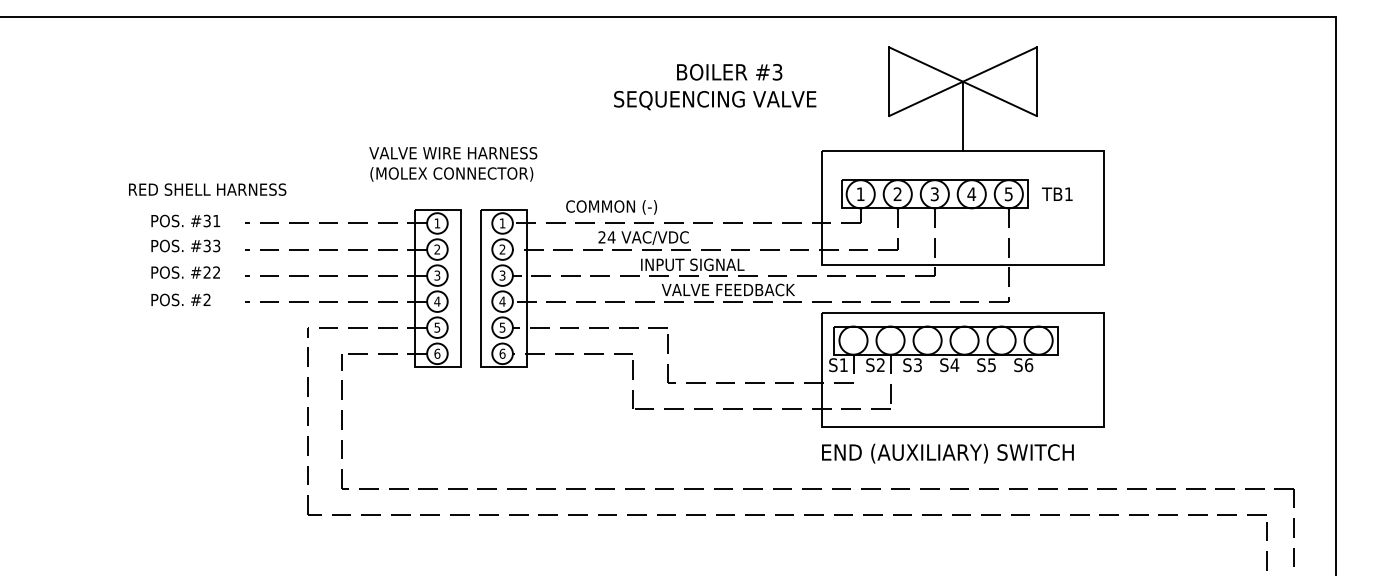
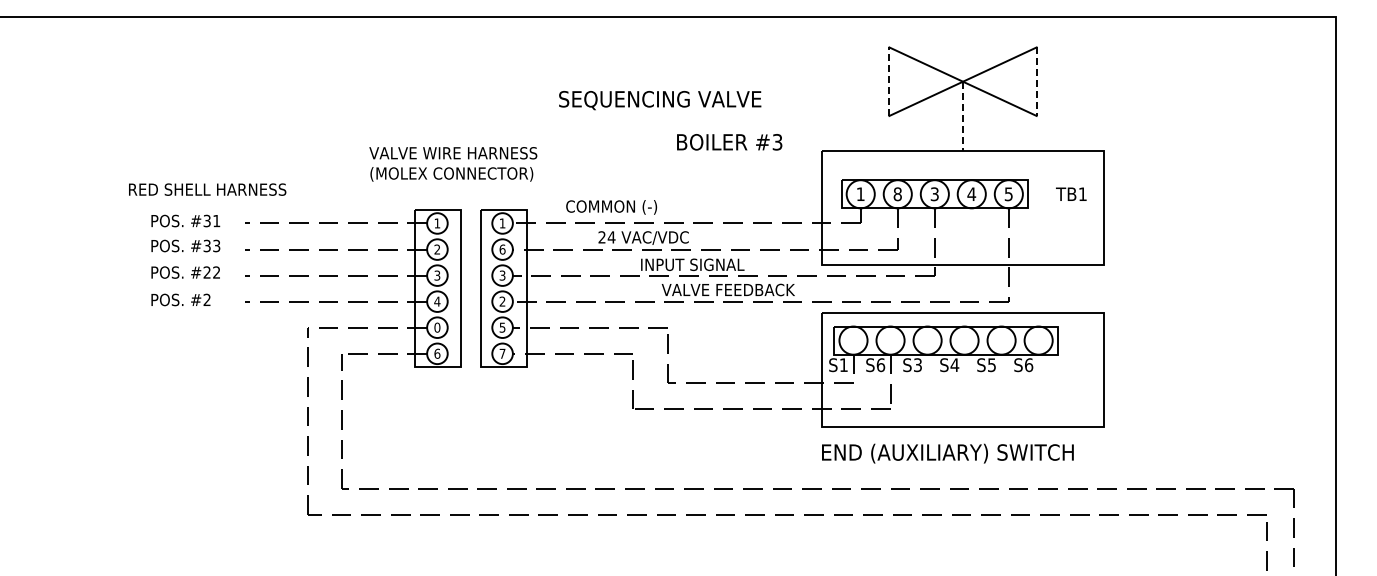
text position: (729, 72) -> (729, 142) (729, 142)
line: solid -> dashed (889, 81)
line: solid -> dashed (1036, 82)
text position: (715, 100) -> (660, 100) (660, 100)
line: solid -> dashed (962, 116)
text position: (1057, 193) -> (1071, 193) (1071, 193)
text: 2 -> 8 (897, 194)
text: 2 -> 6 (502, 249)
text: 4 -> 2 (502, 301)
text: 5 -> 0 (437, 327)
text: 6 -> 7 (502, 353)
text: S2 -> S6 (880, 365)
